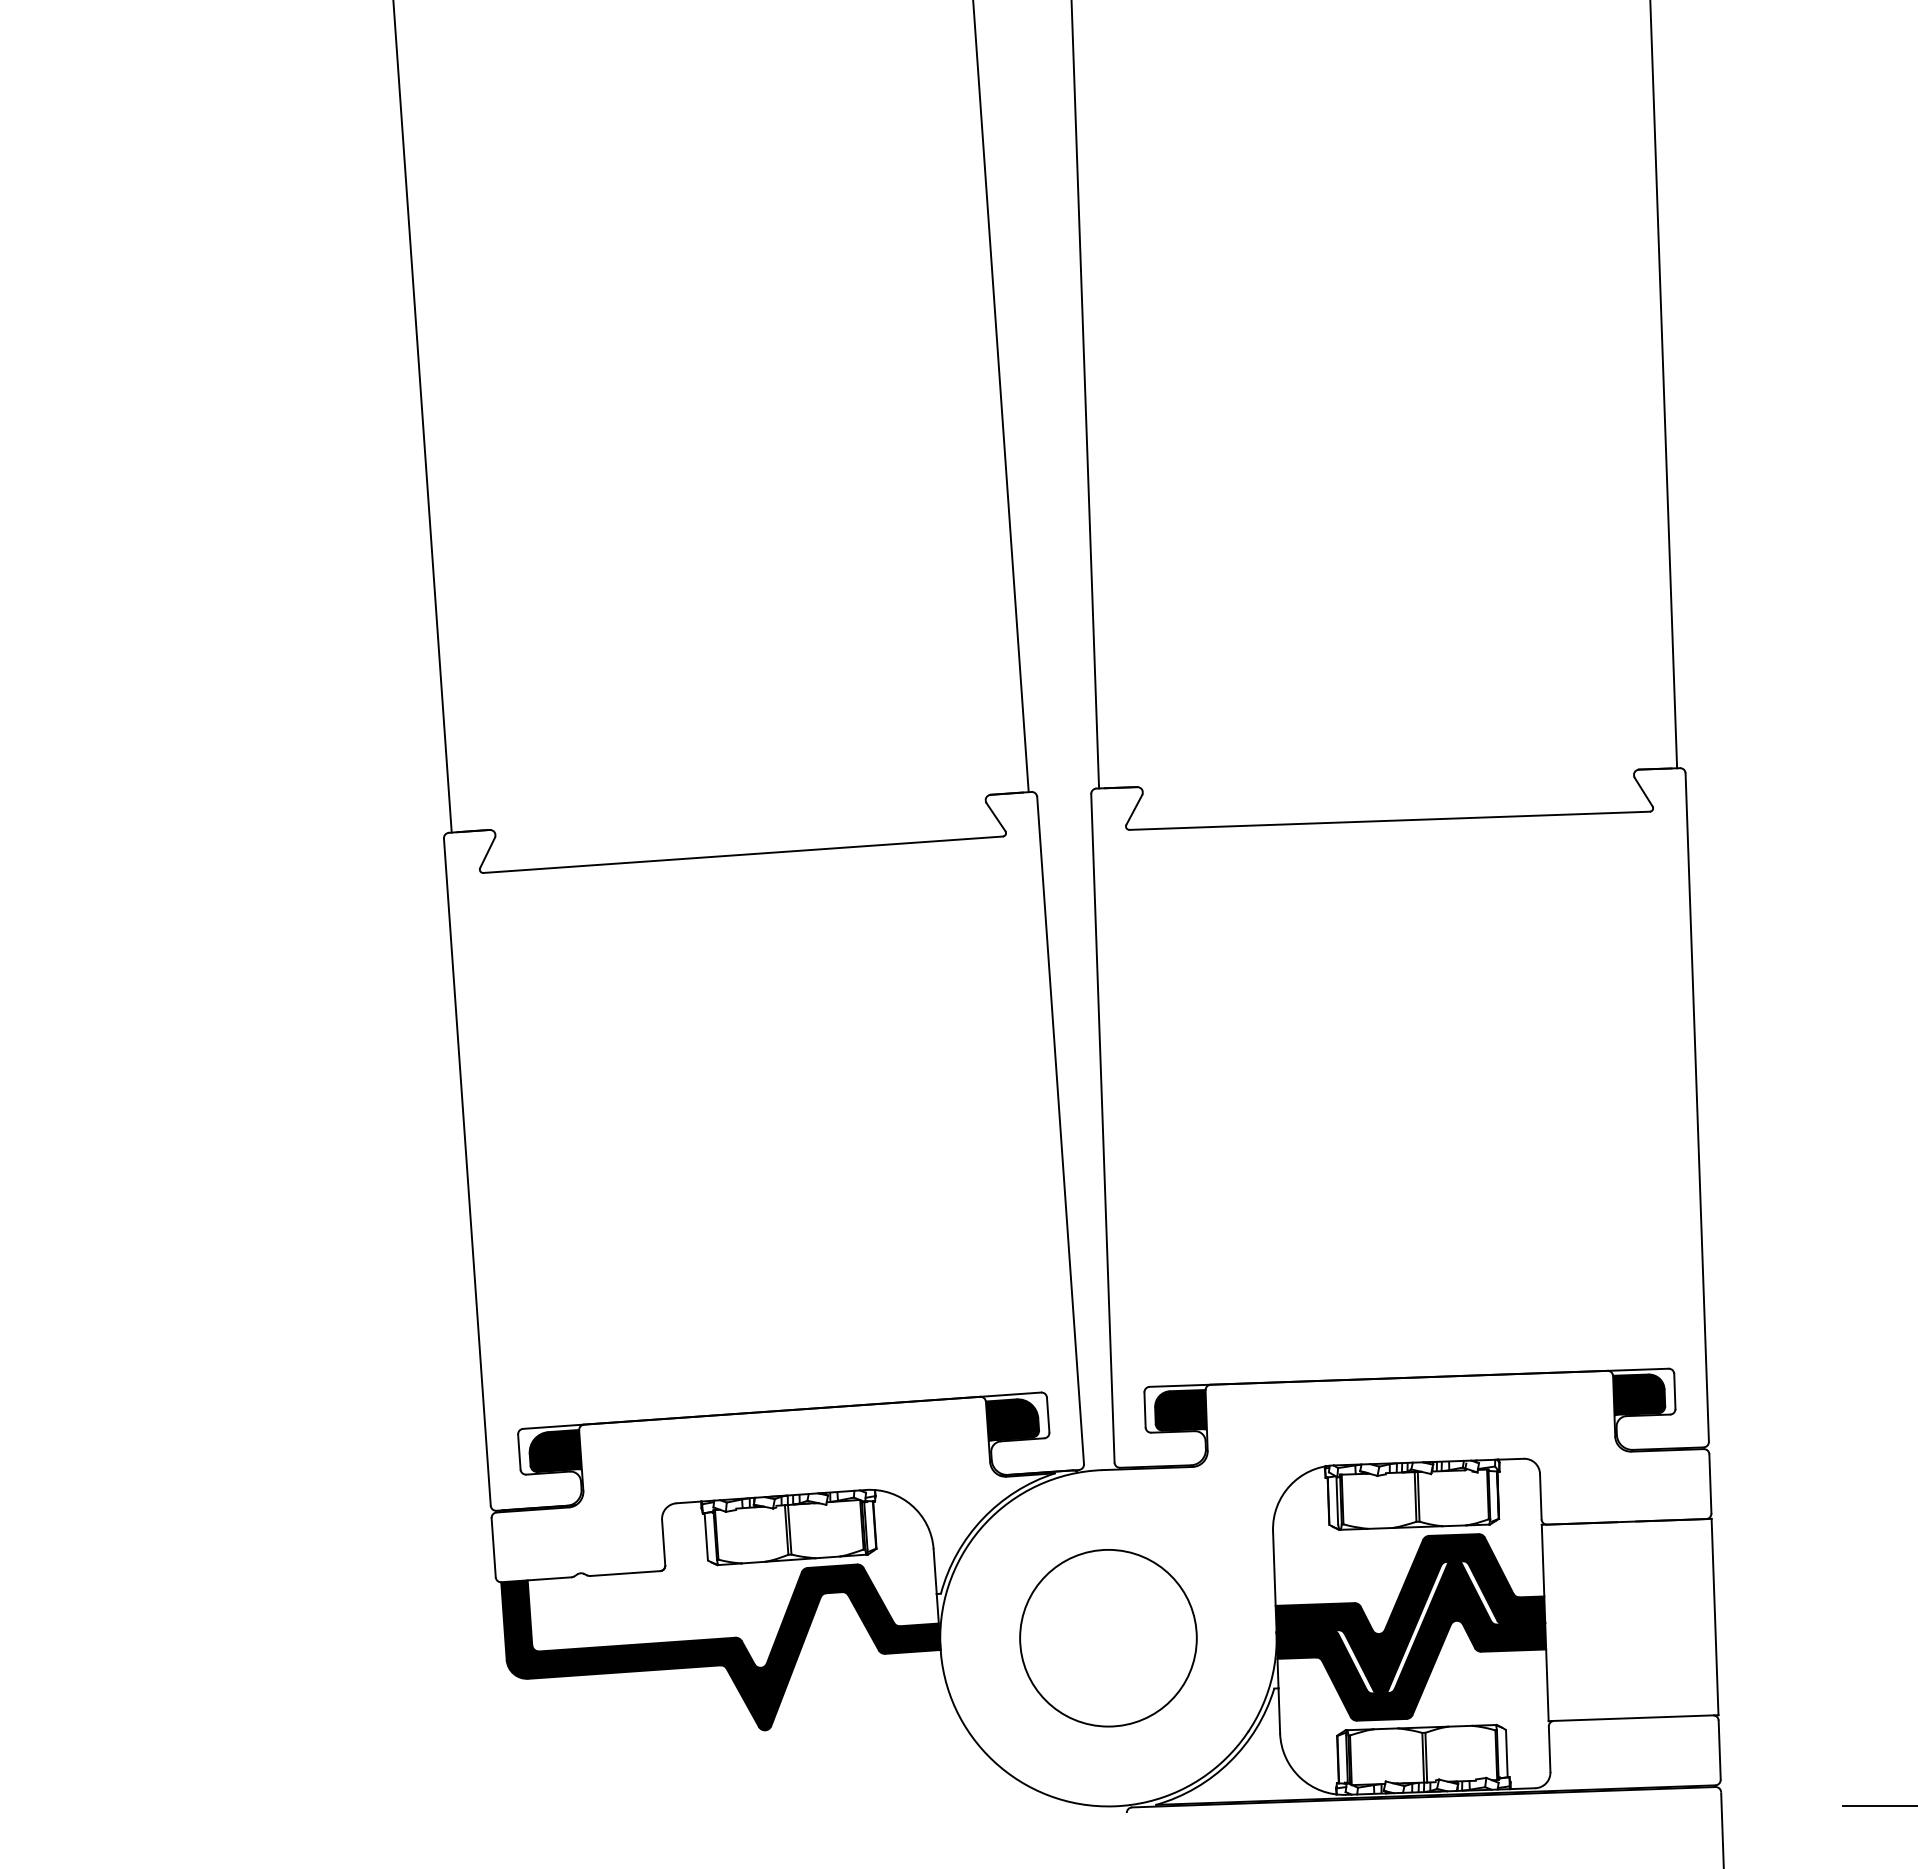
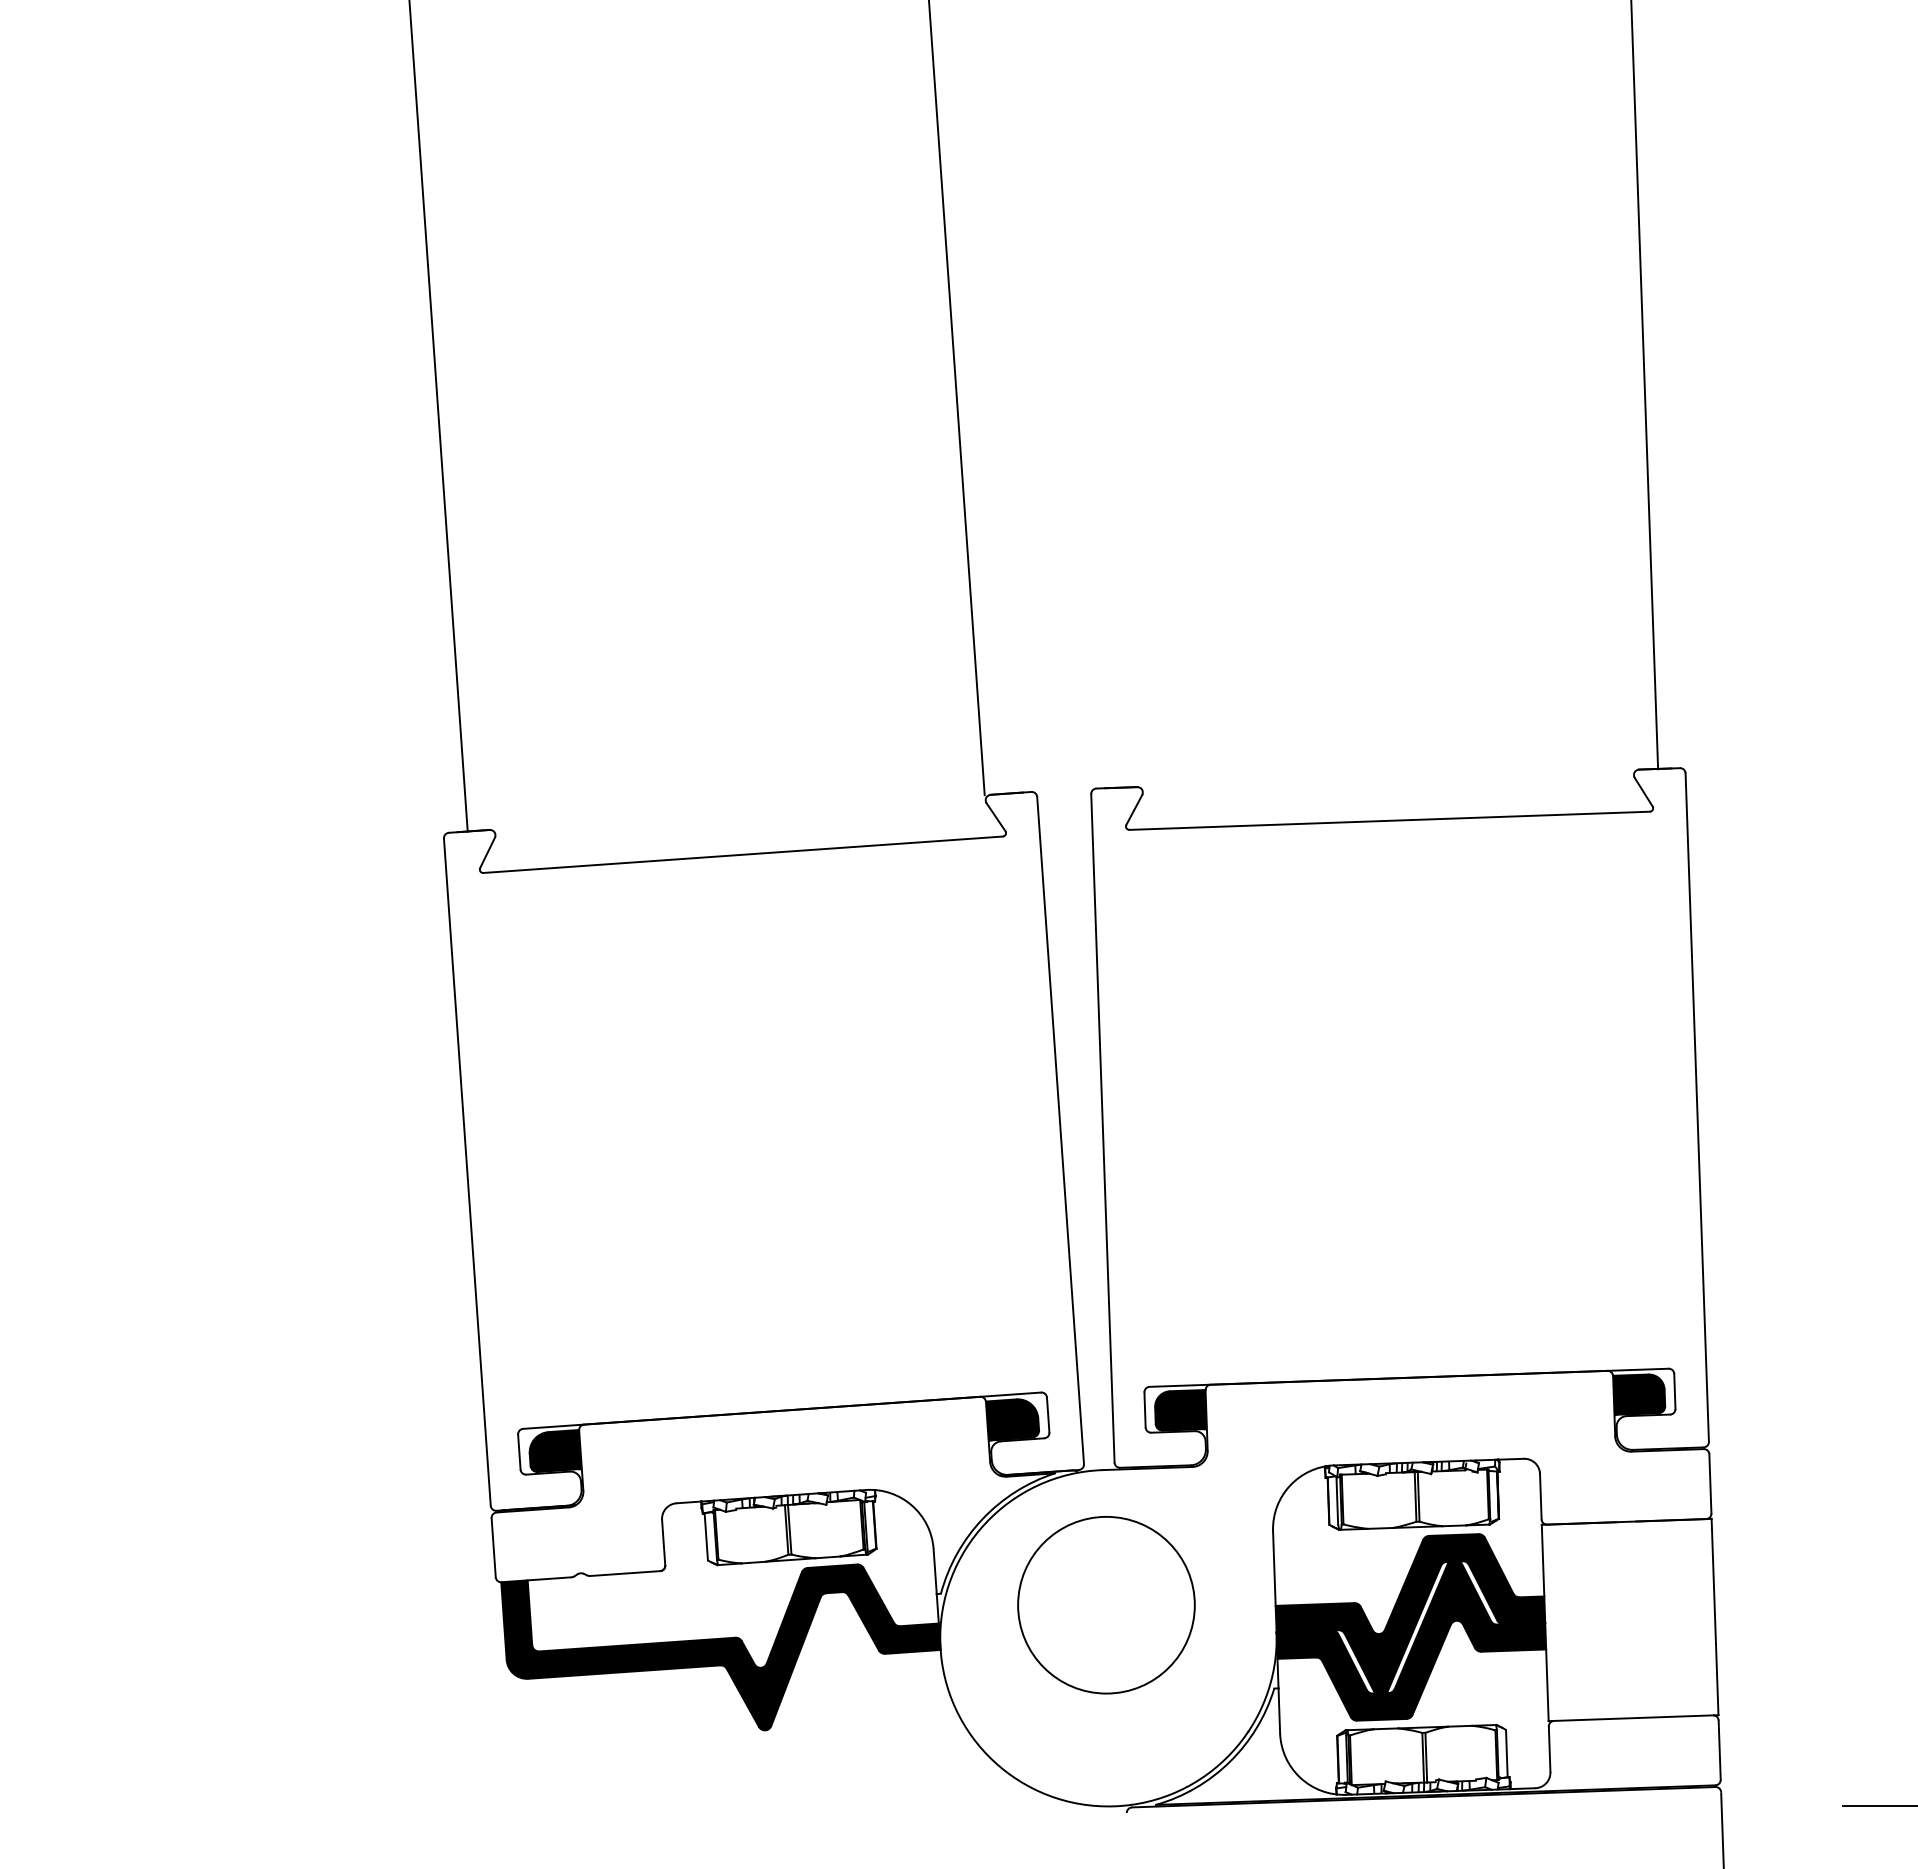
line position: (1663, 385) -> (1644, 385) (1644, 385)
line: present -> none (1085, 395)
line position: (1000, 397) -> (956, 398) (956, 398)
line position: (422, 417) -> (438, 416) (438, 416)
circle position: (1108, 1638) -> (1106, 1605) (1106, 1605)
